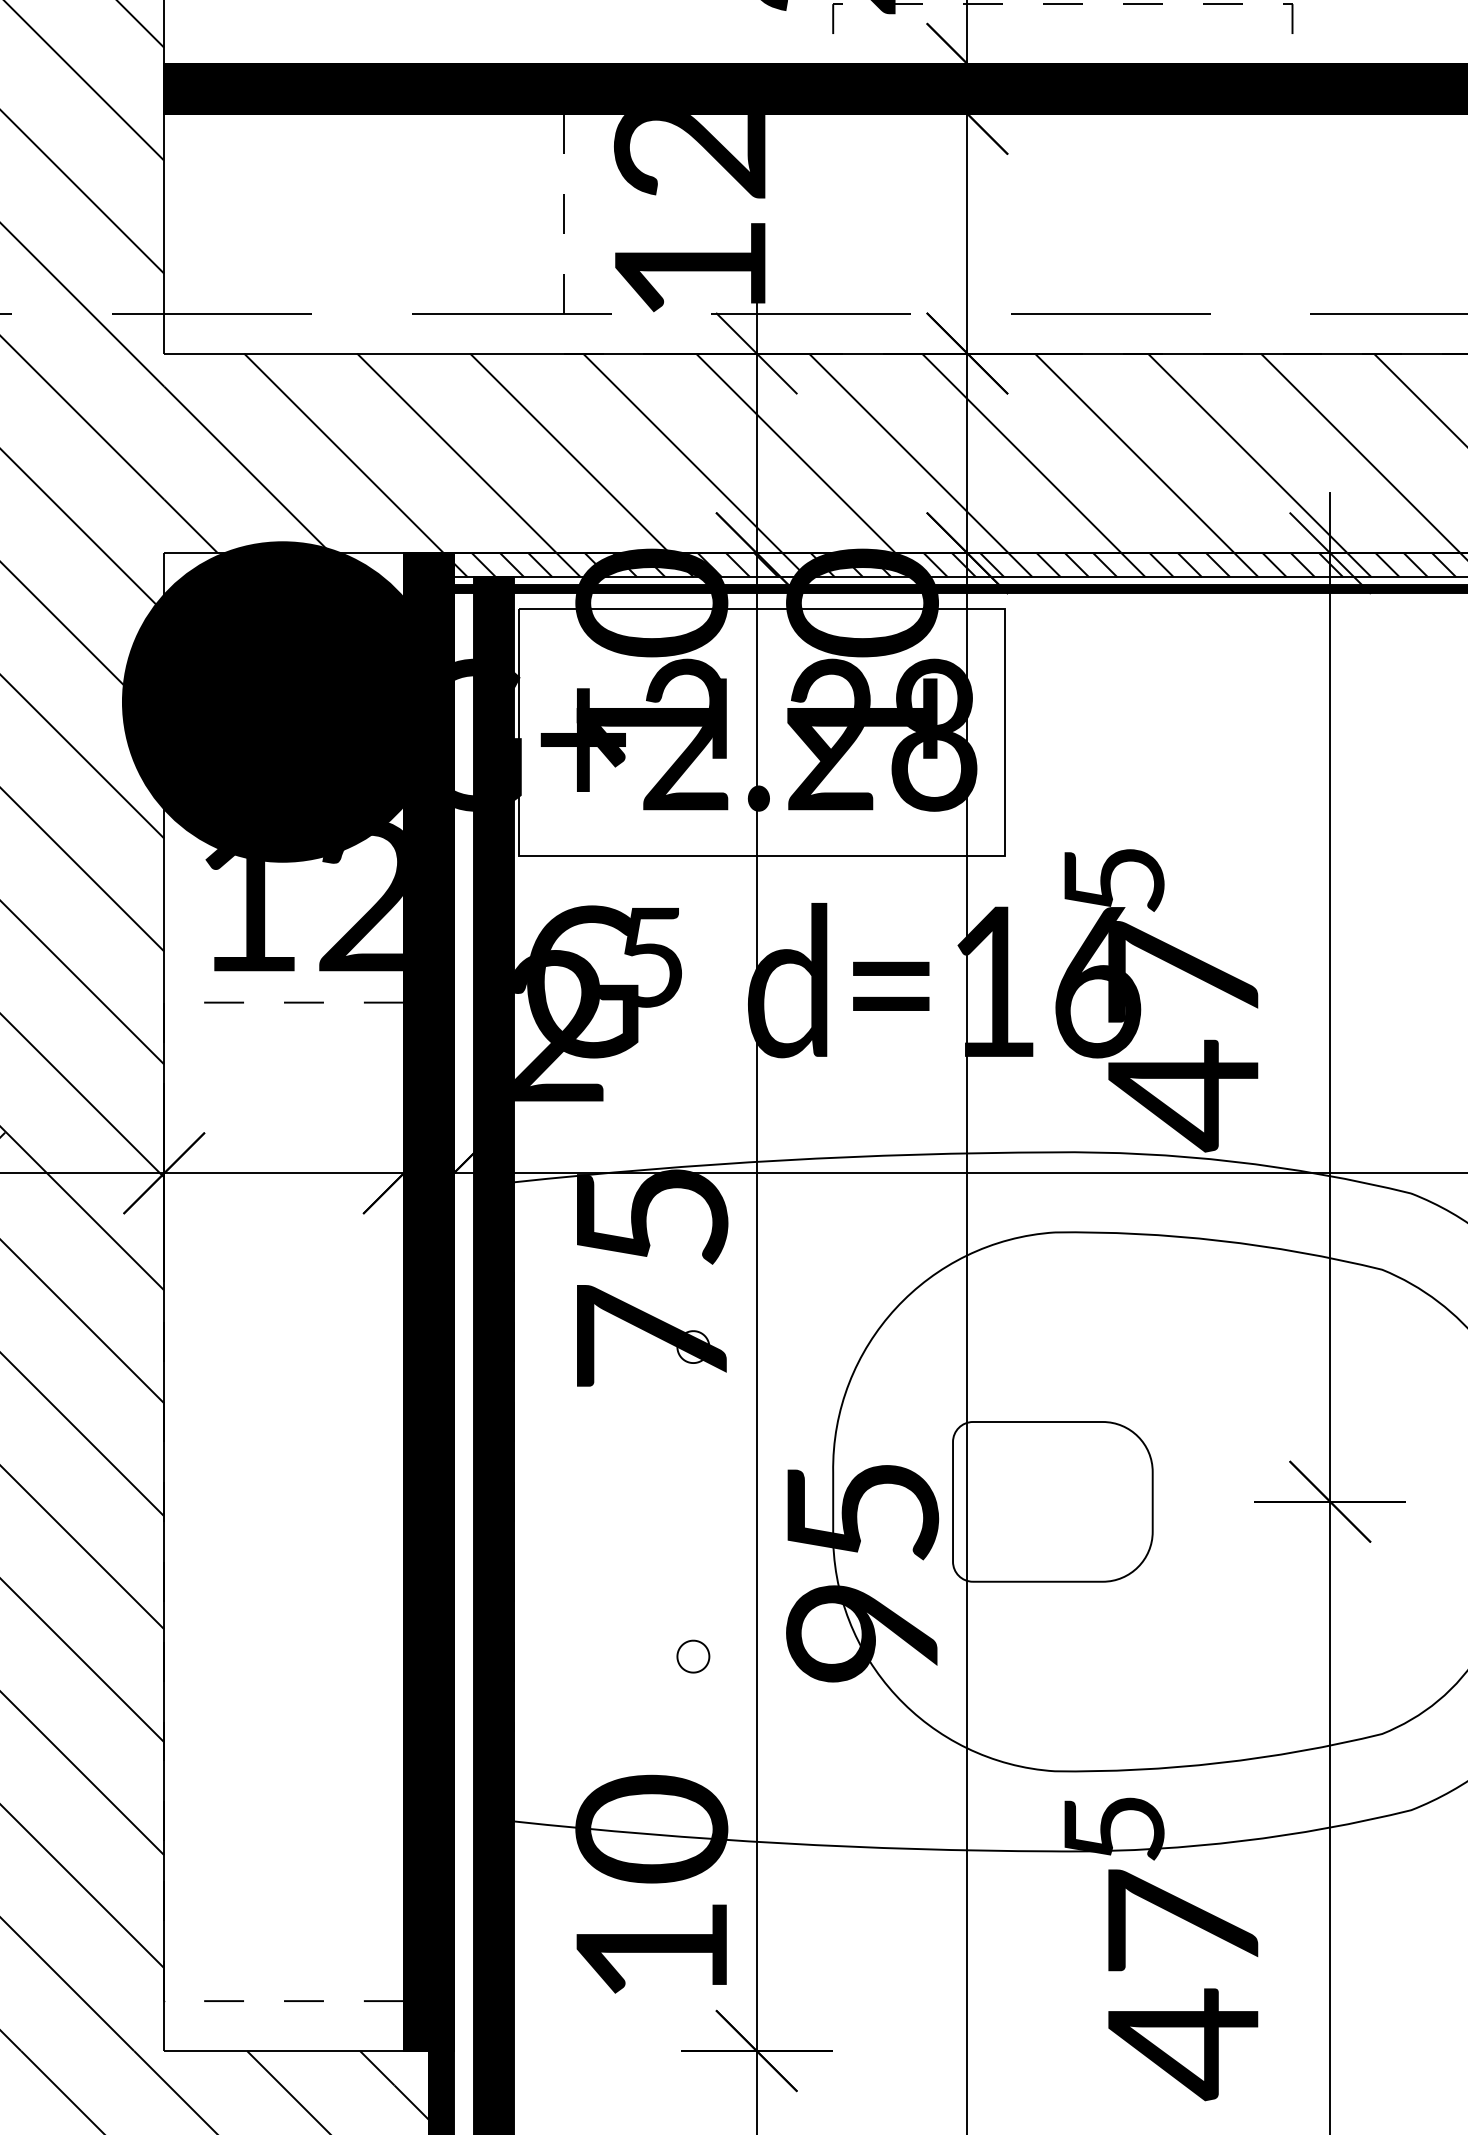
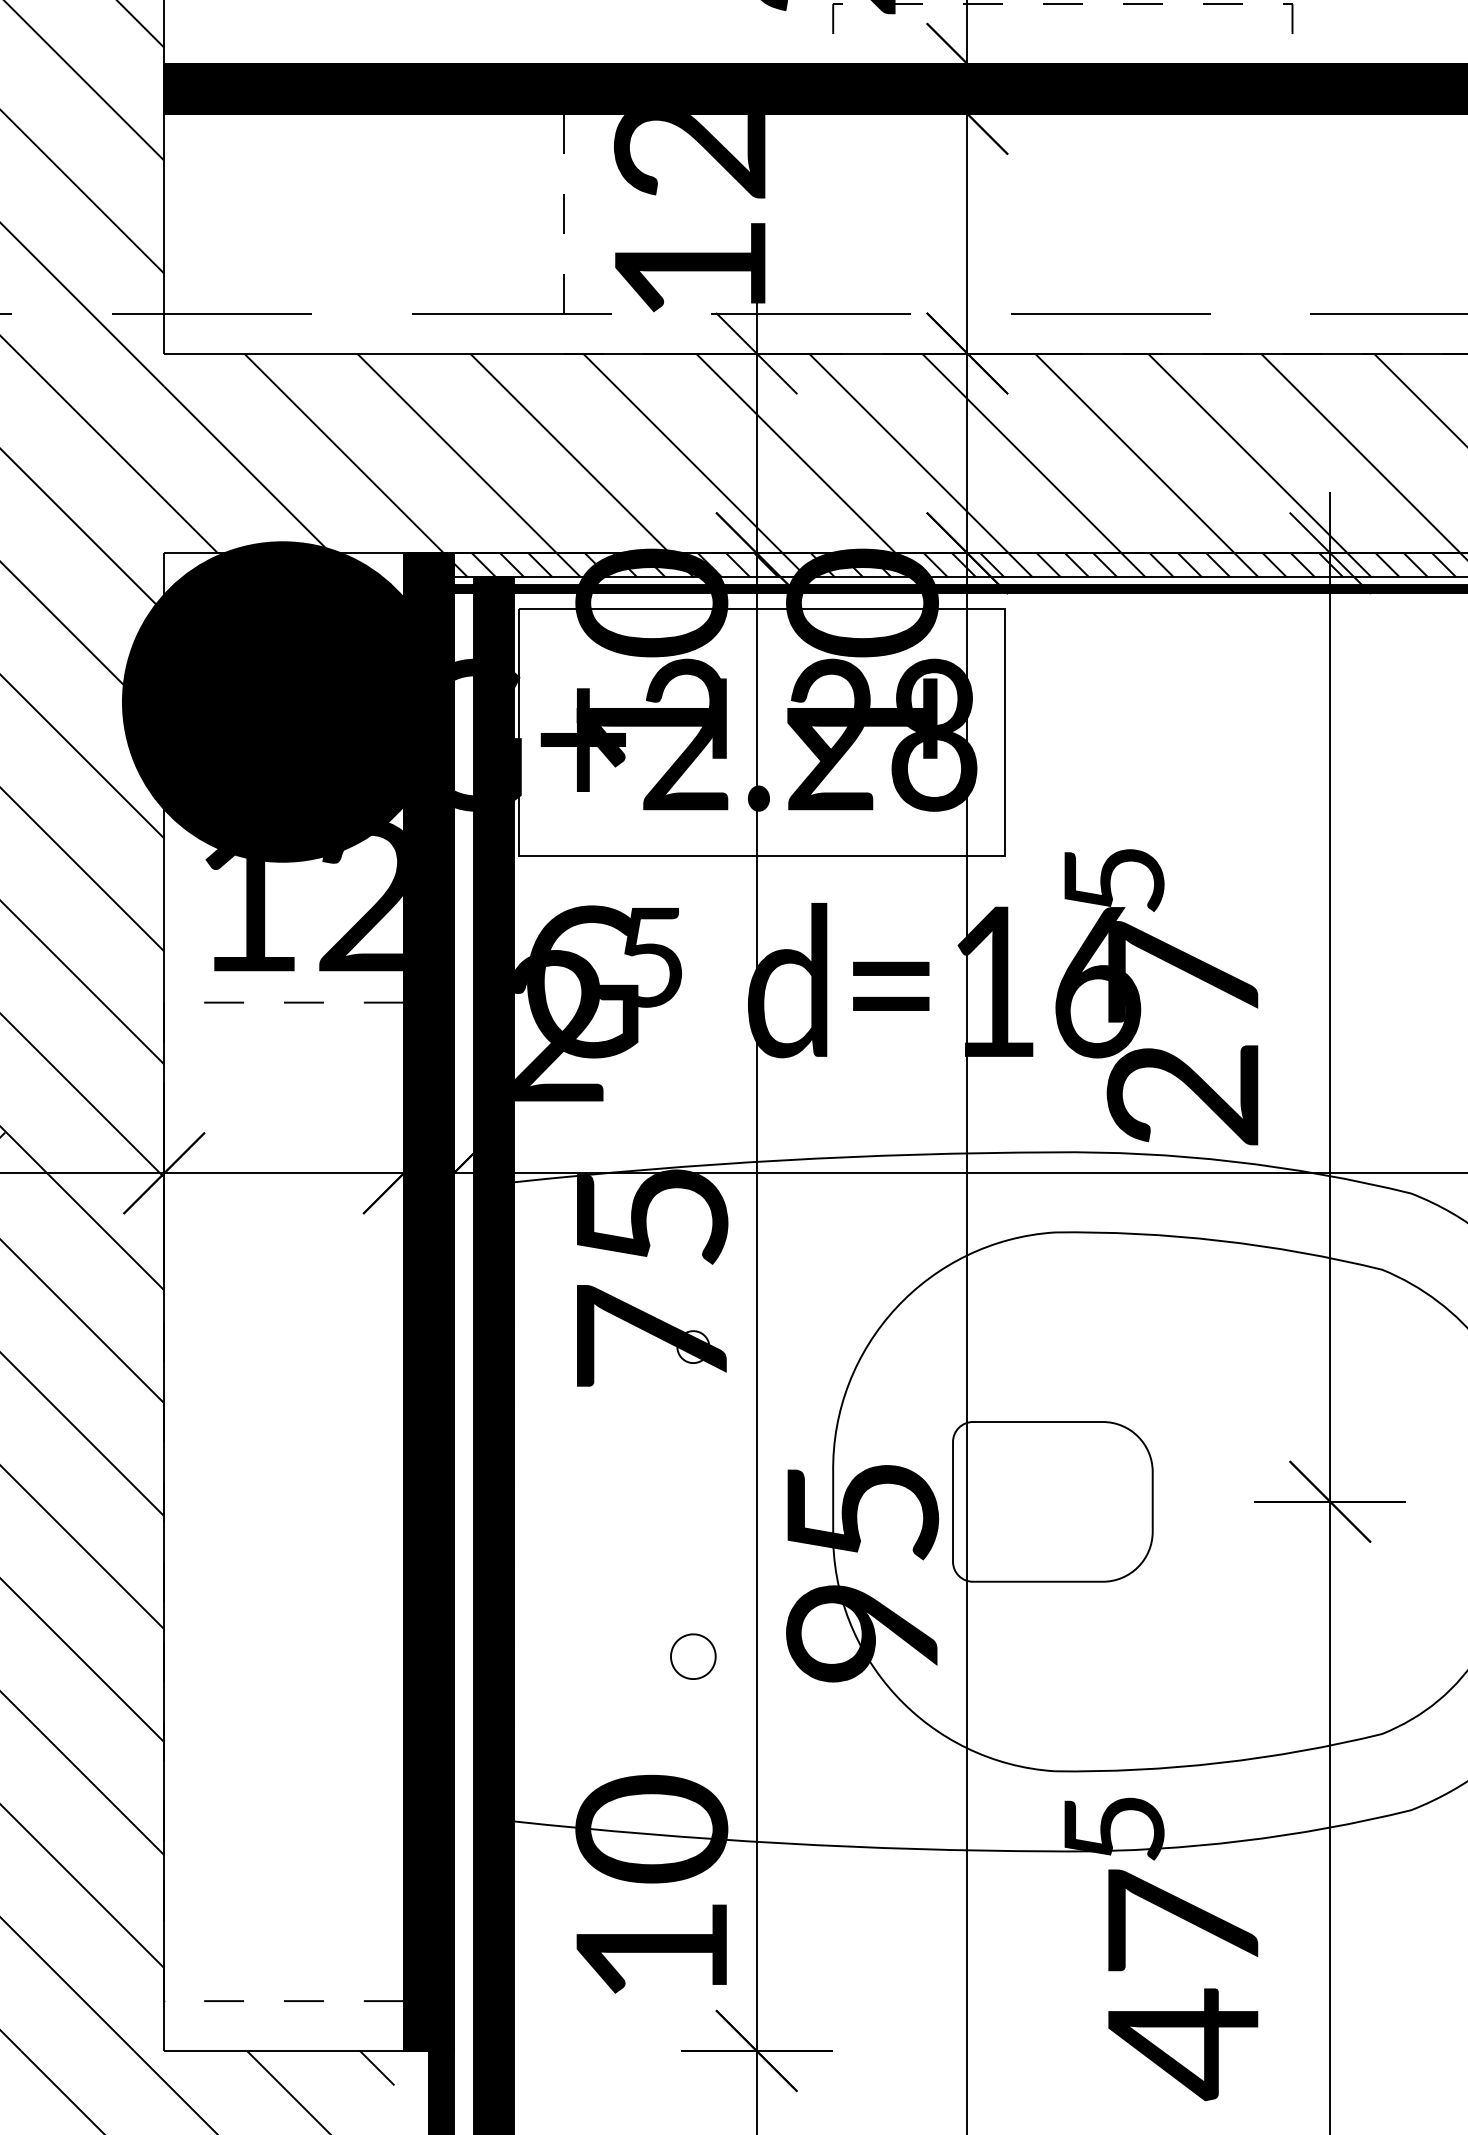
text: 47 -> 27 (1182, 1095)
part size: 35x35 px -> 47x47 px (693, 1656)
hatch: present -> none (411, 2102)
